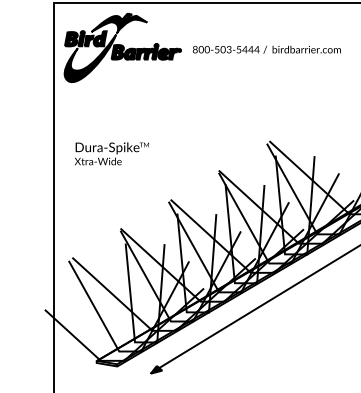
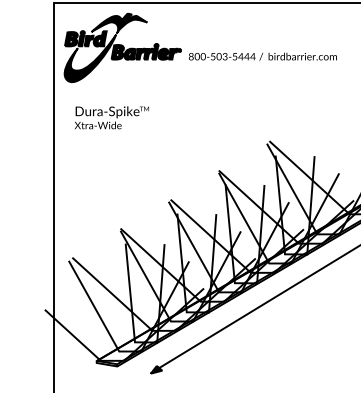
text position: (266, 49) -> (262, 56) (262, 56)
text position: (111, 153) -> (111, 117) (111, 117)
